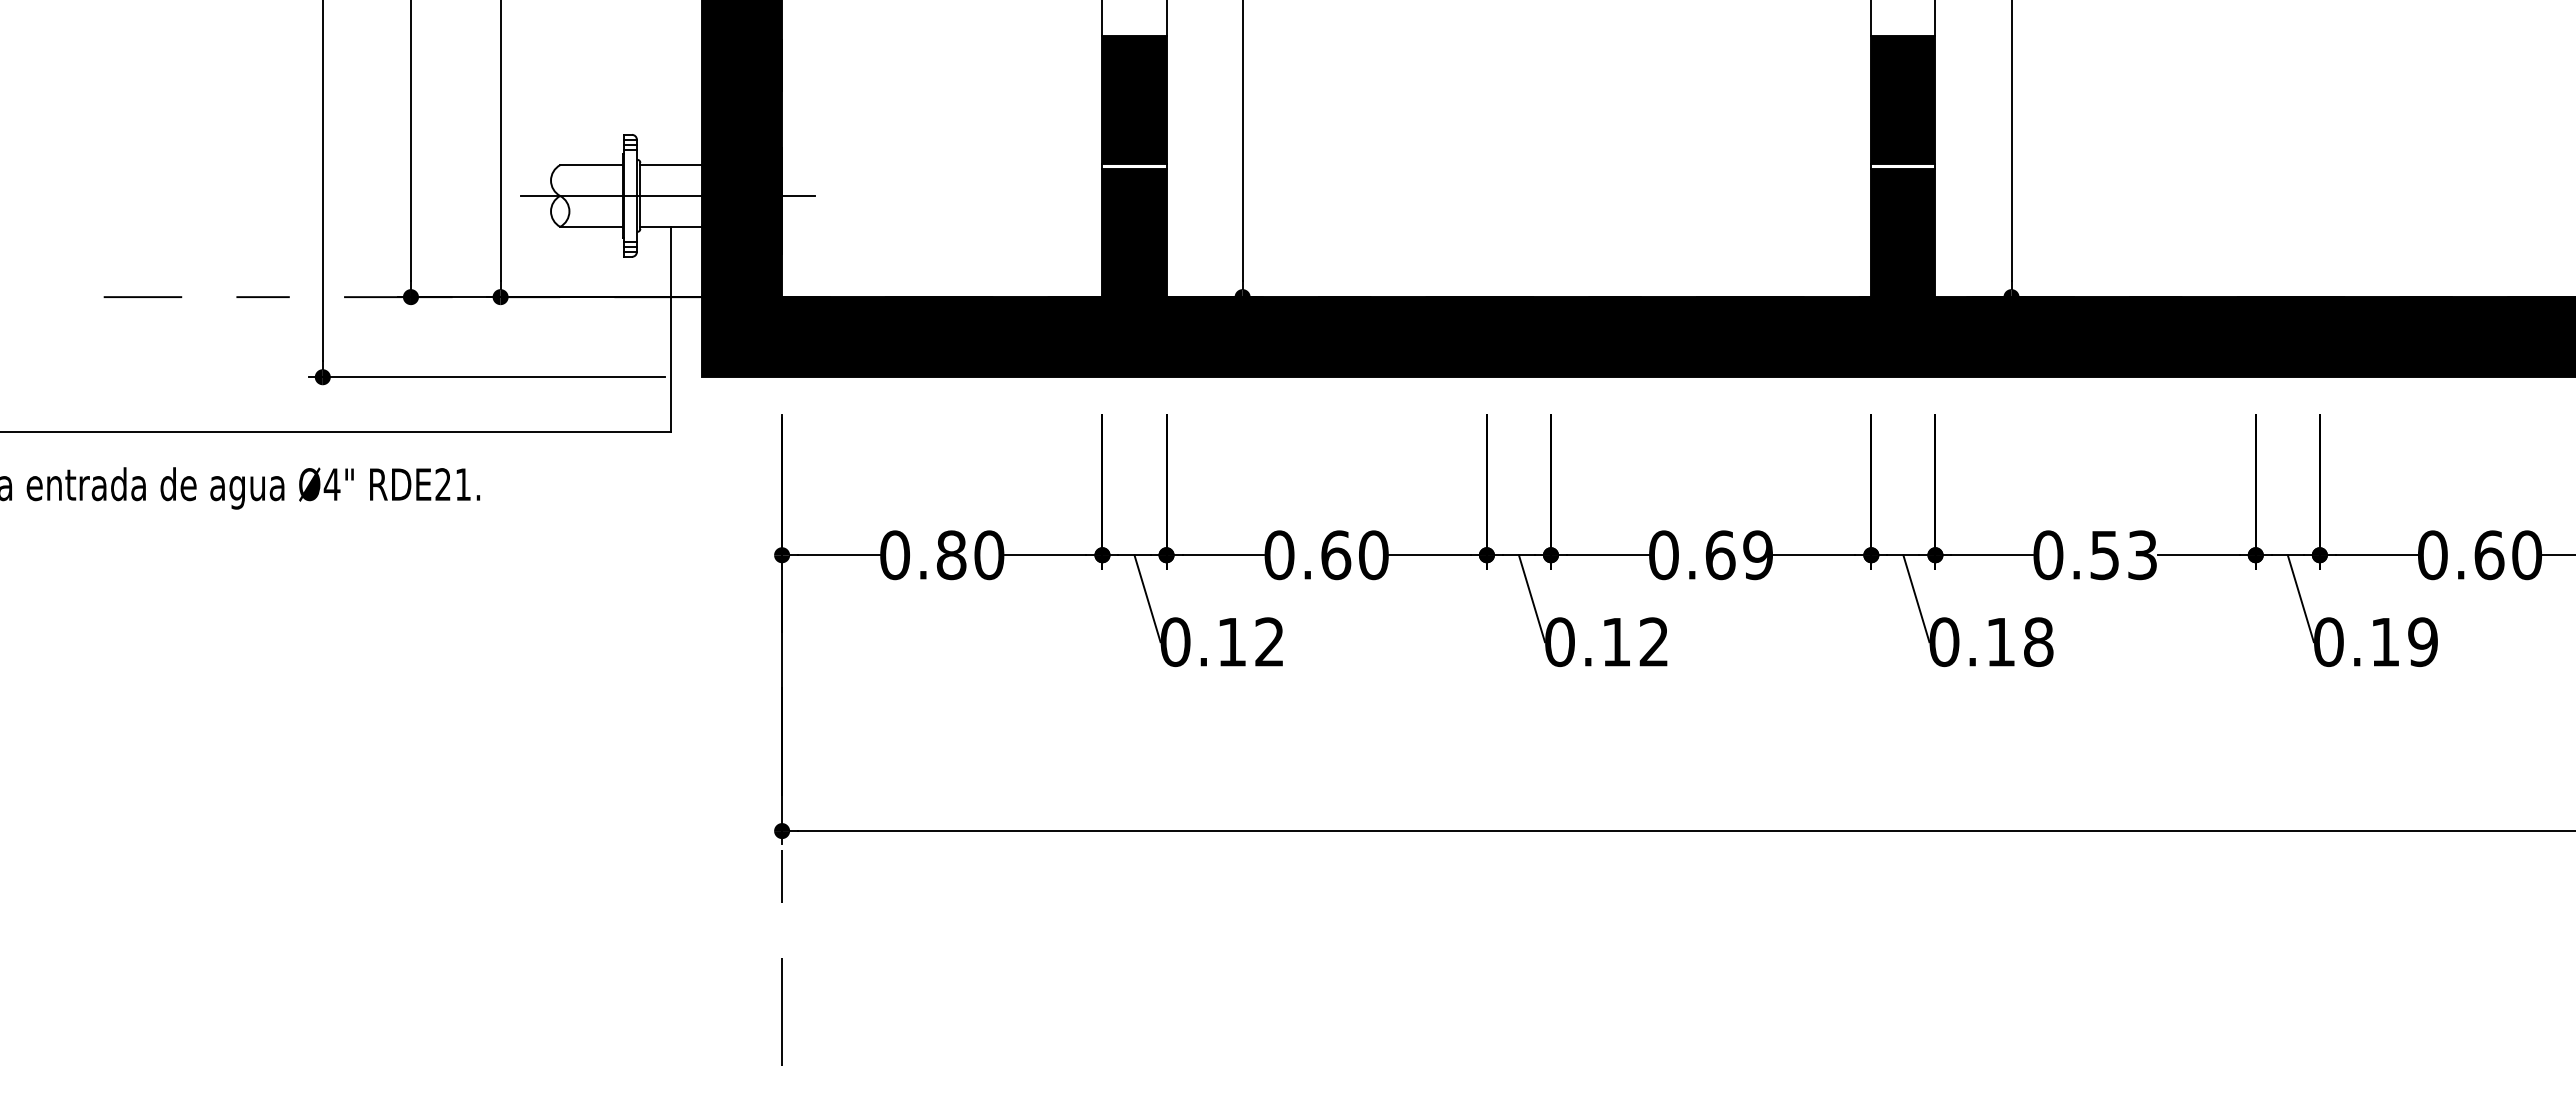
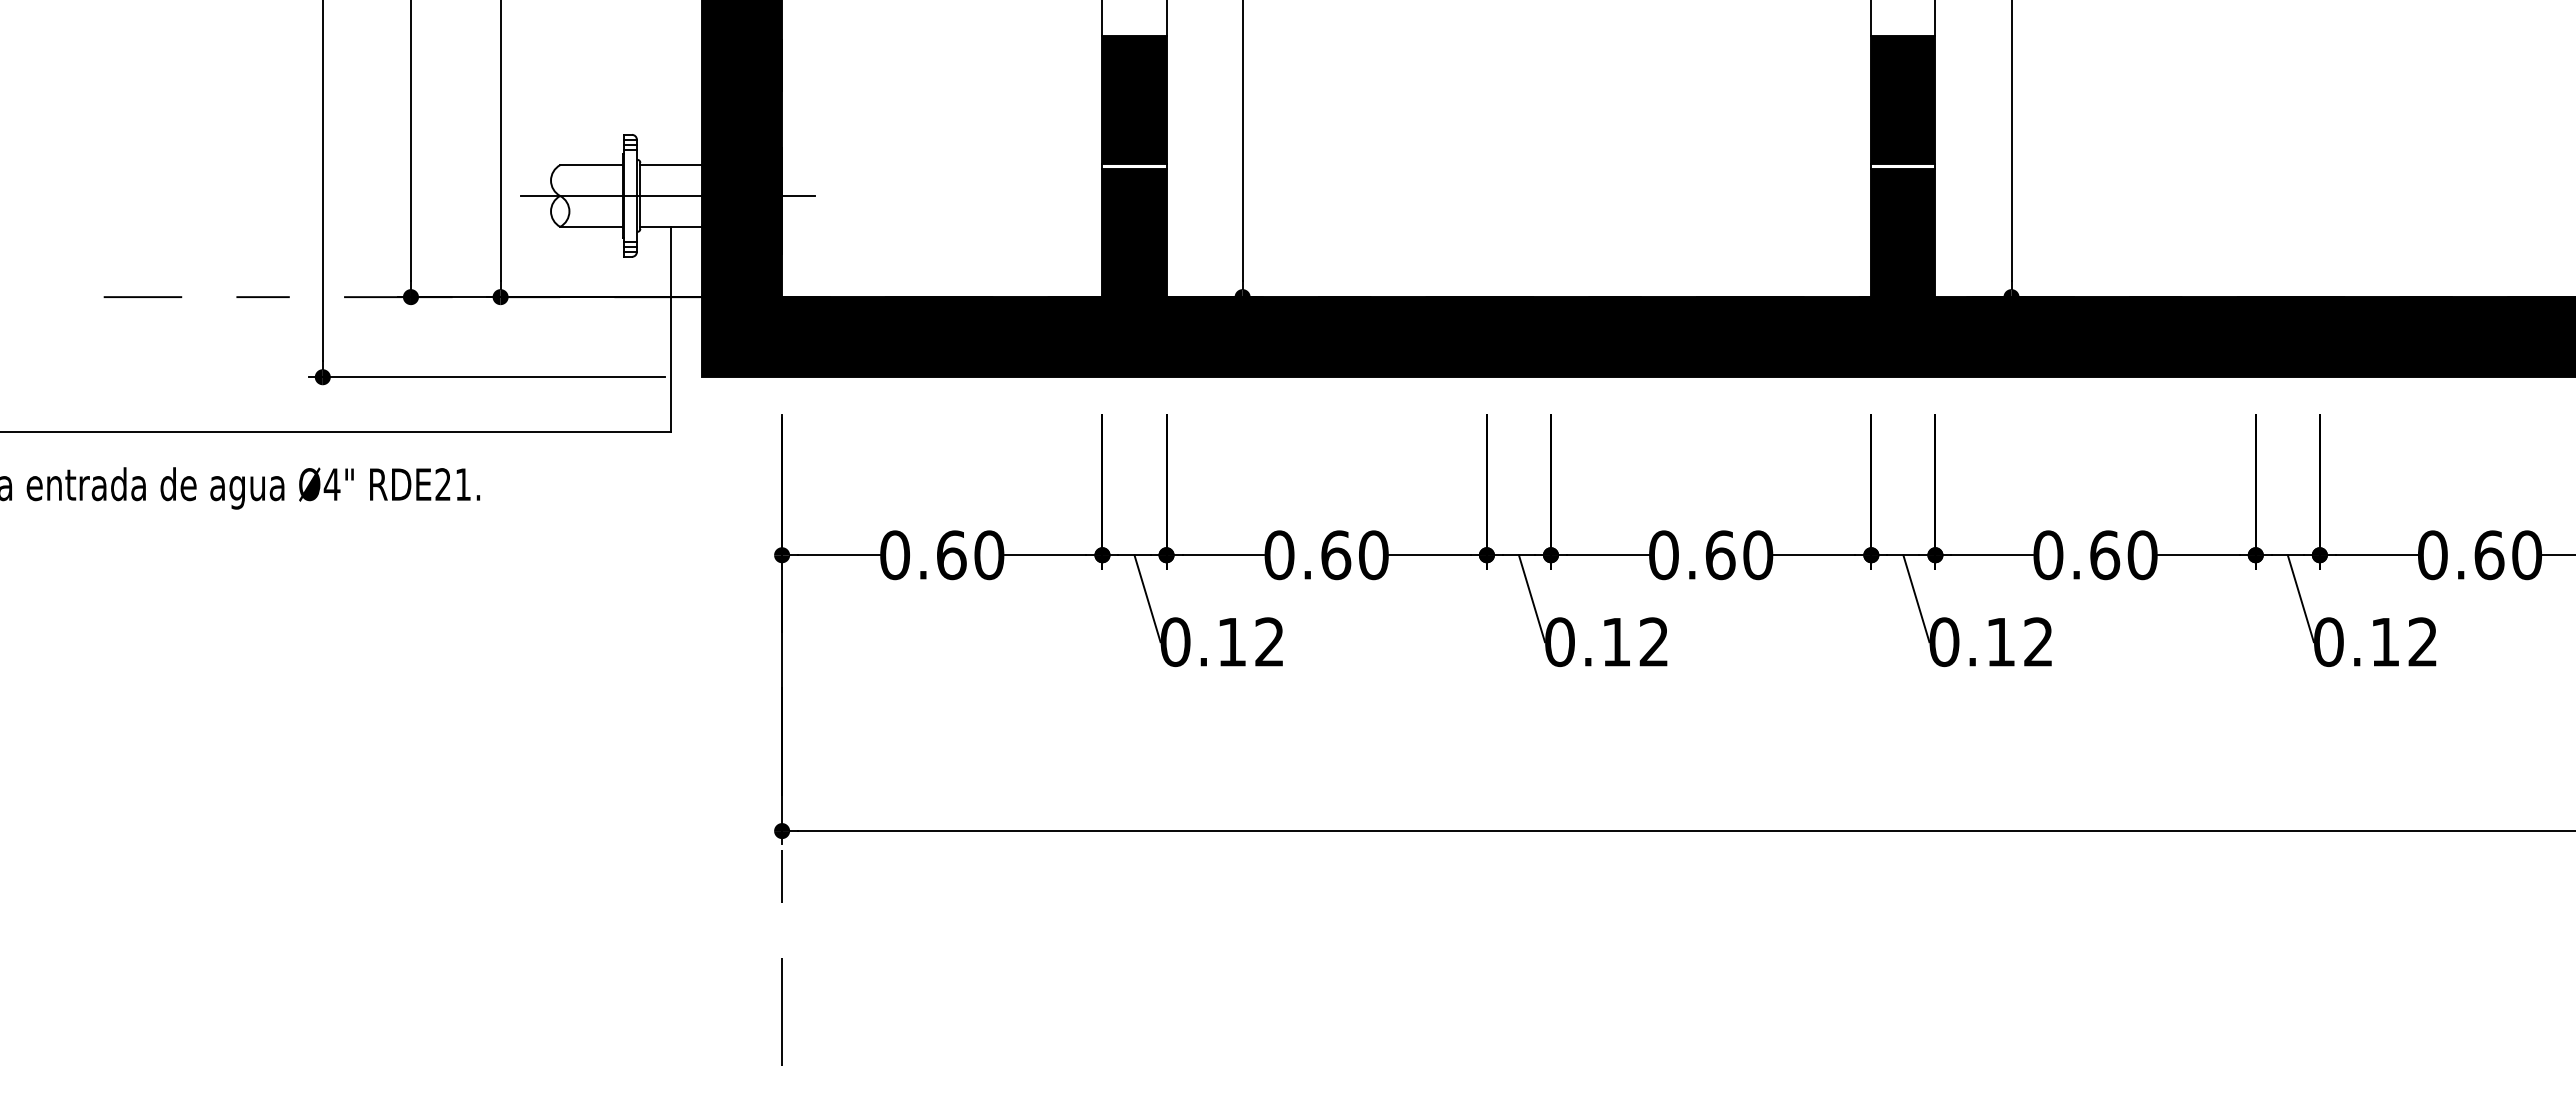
text: 0.80 -> 0.60 (951, 555)
text: 0.69 -> 0.60 (1758, 555)
text: 0.53 -> 0.60 (2123, 555)
text: 0.18 -> 0.12 (2038, 642)
text: 0.19 -> 0.12 (2422, 642)
